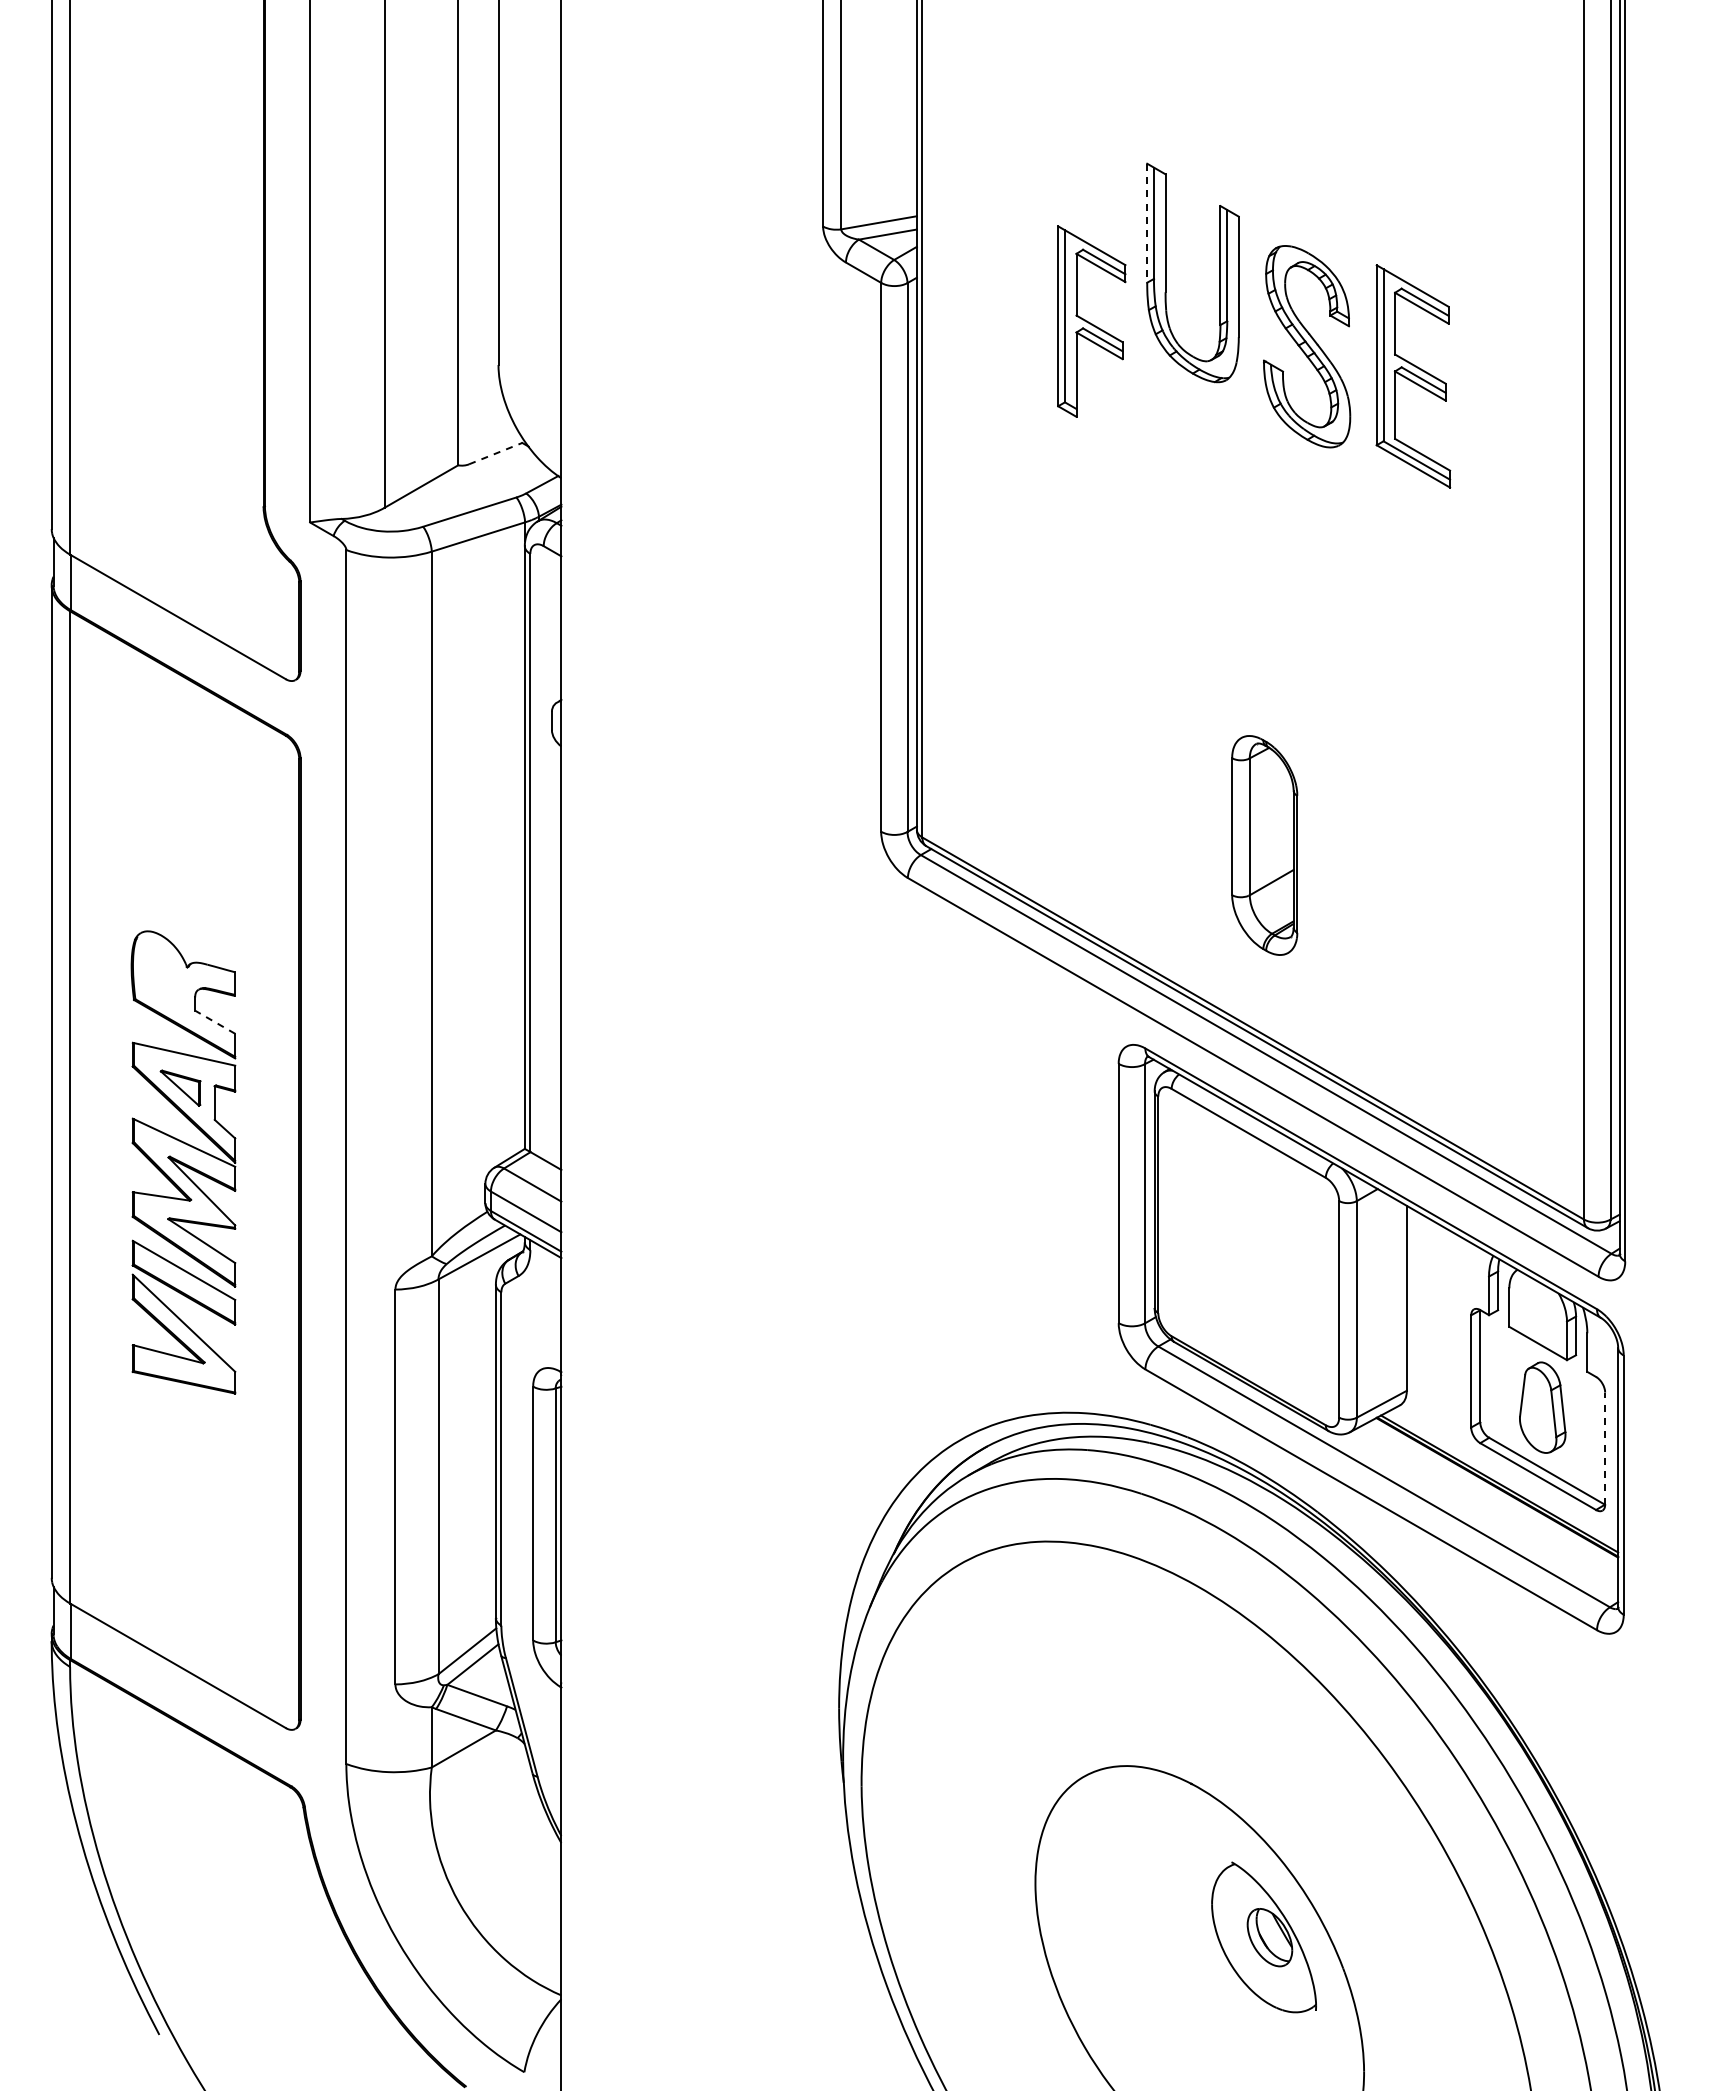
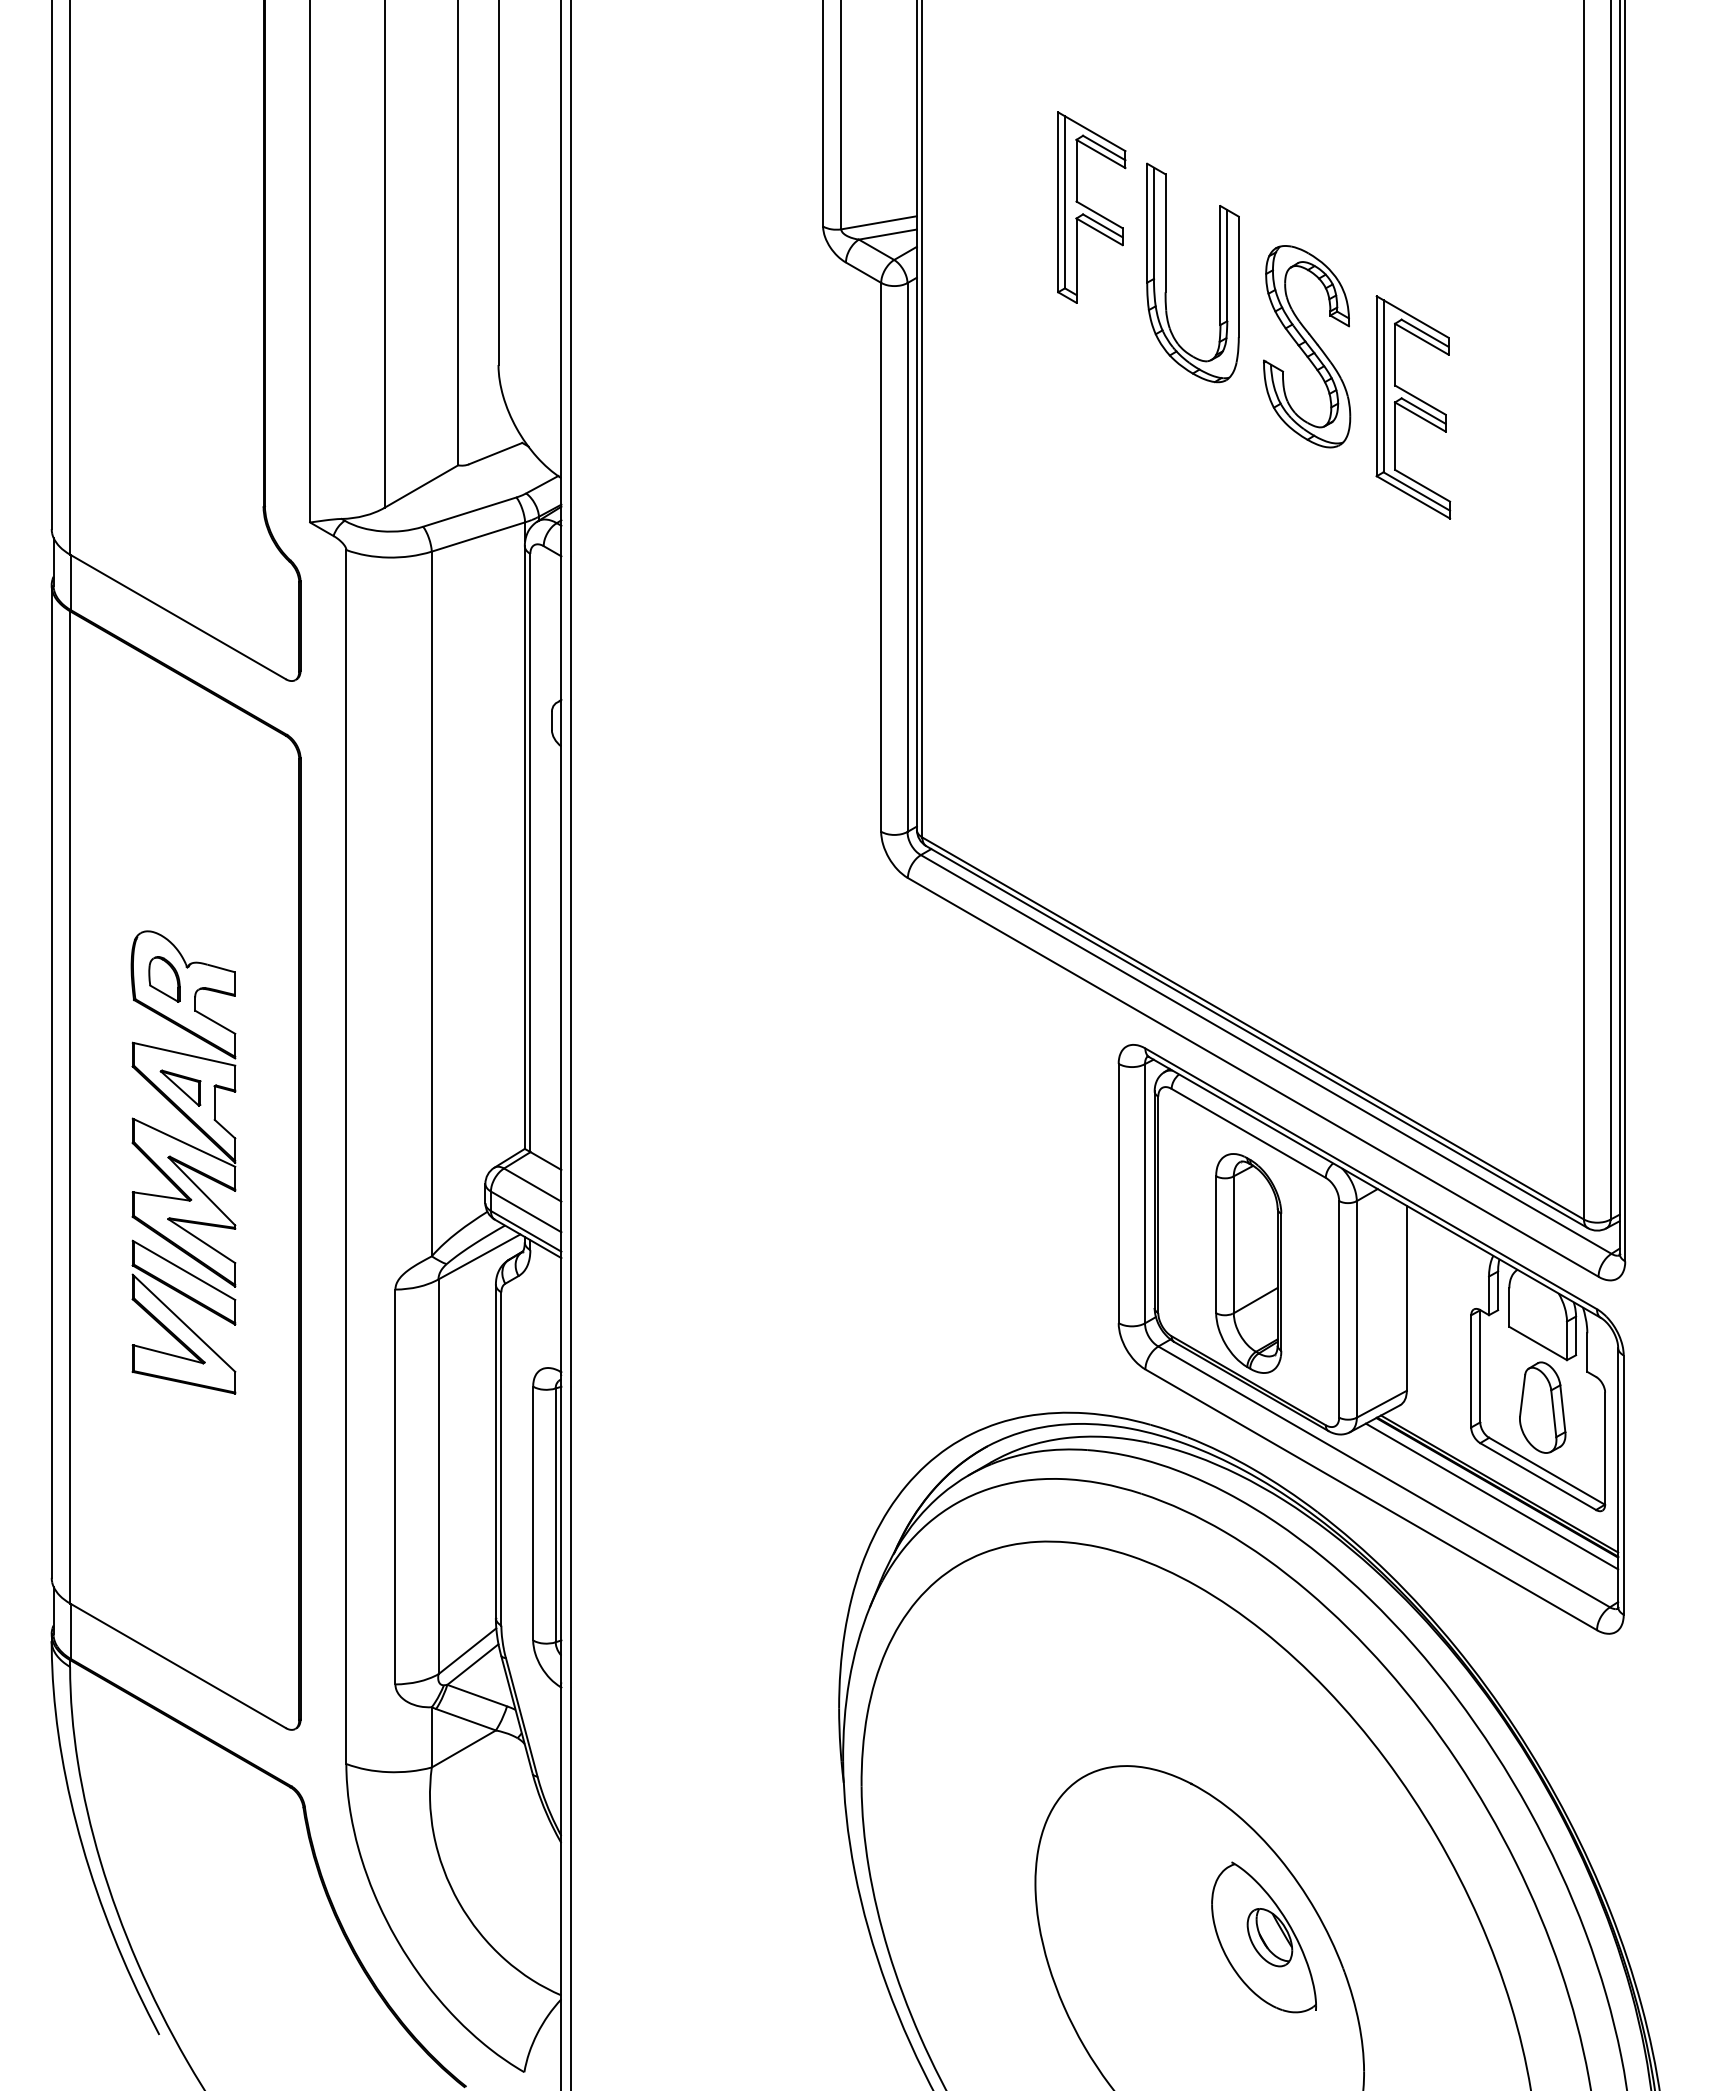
line: dashed -> solid (1147, 223)
part position: (1091, 321) -> (1091, 207) (1091, 207)
part position: (1413, 376) -> (1413, 407) (1413, 407)
line: dashed -> solid (495, 453)
part position: (1264, 845) -> (1248, 1263) (1248, 1263)
part: none -> present (164, 979)
line: dashed -> solid (214, 1022)
line: none -> present (570, 1044)
line: dashed -> solid (1605, 1448)
line: none -> present (1491, 1496)
